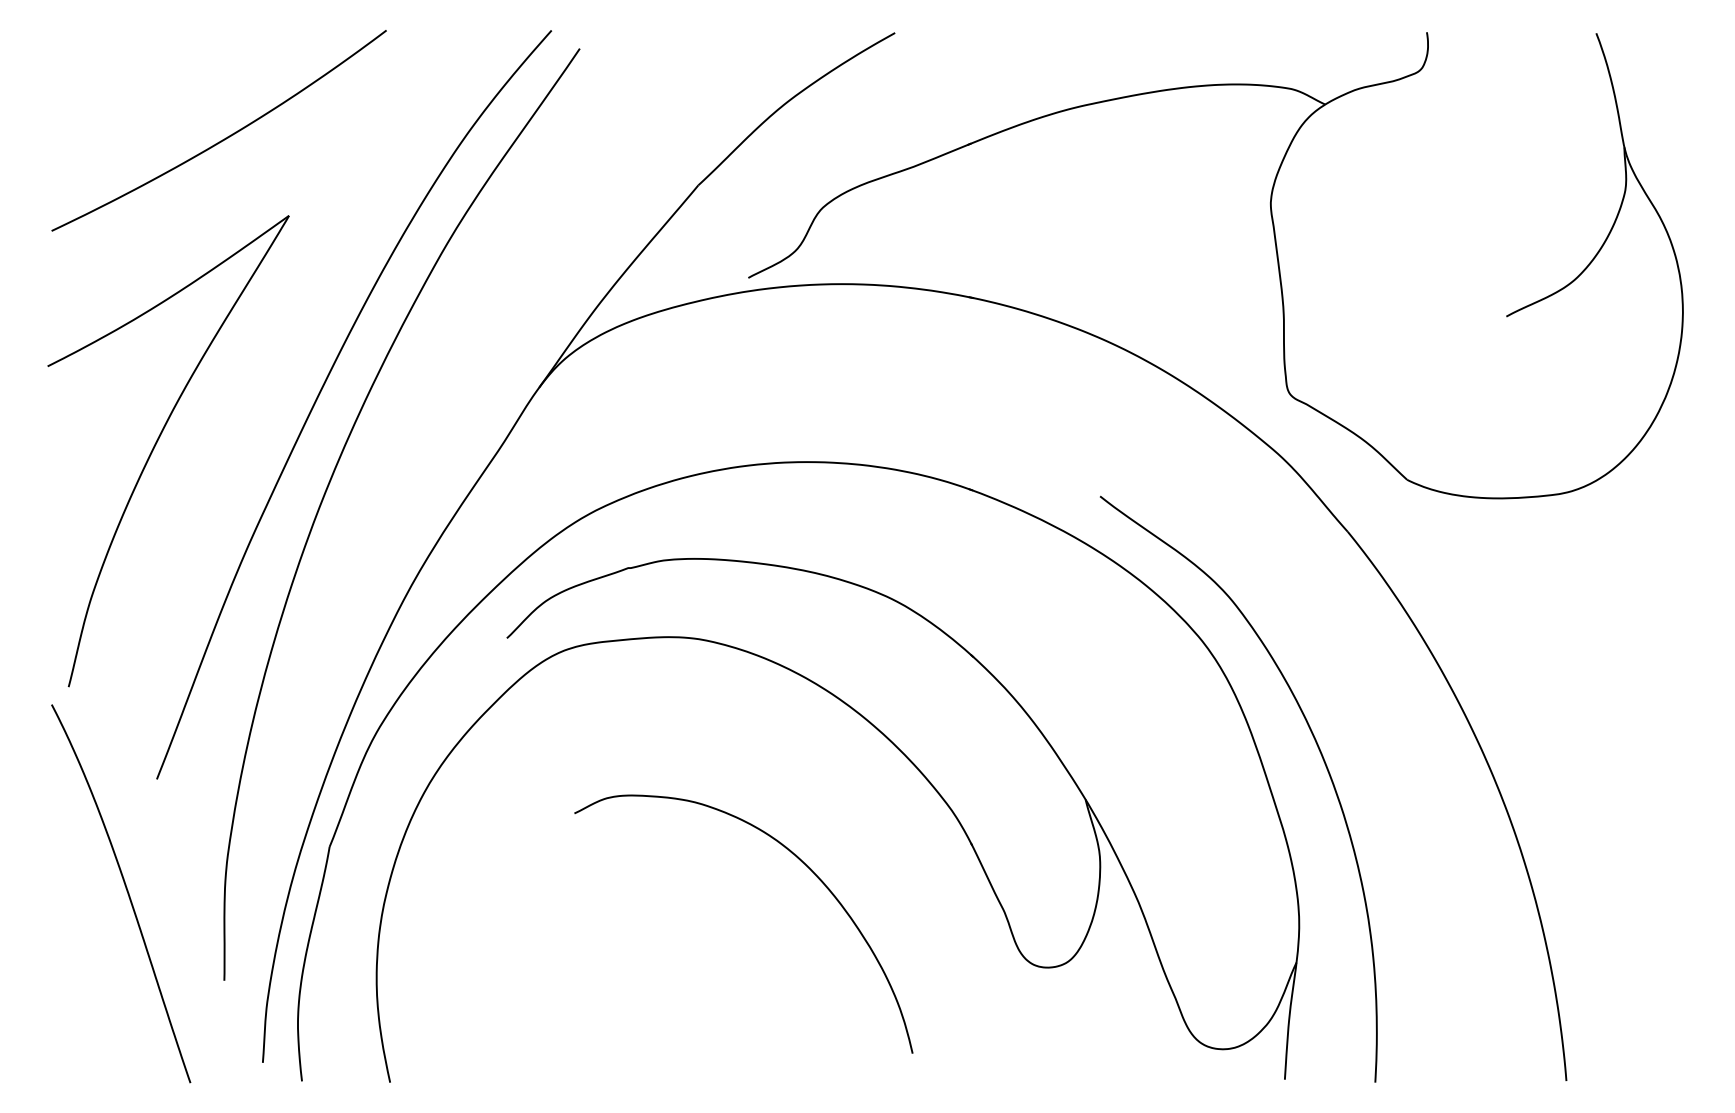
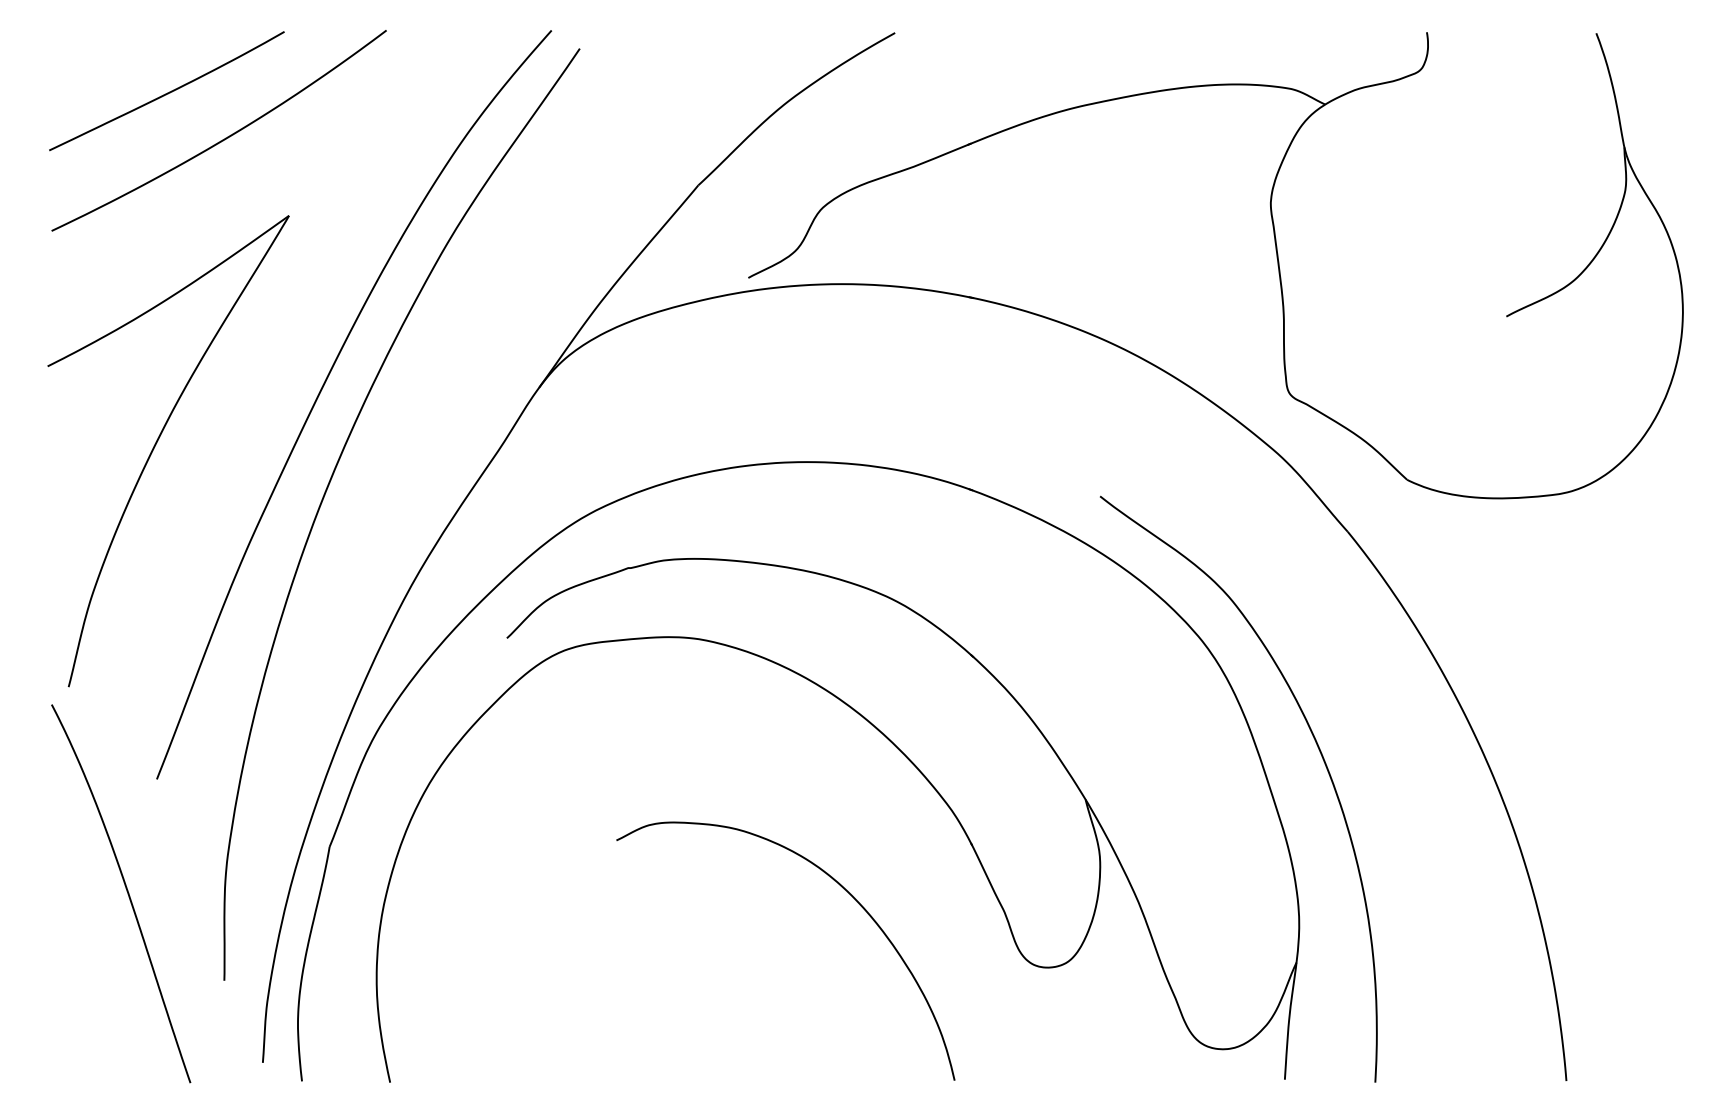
curve: none -> present (167, 92)
curve position: (801, 862) -> (843, 889) (843, 889)
